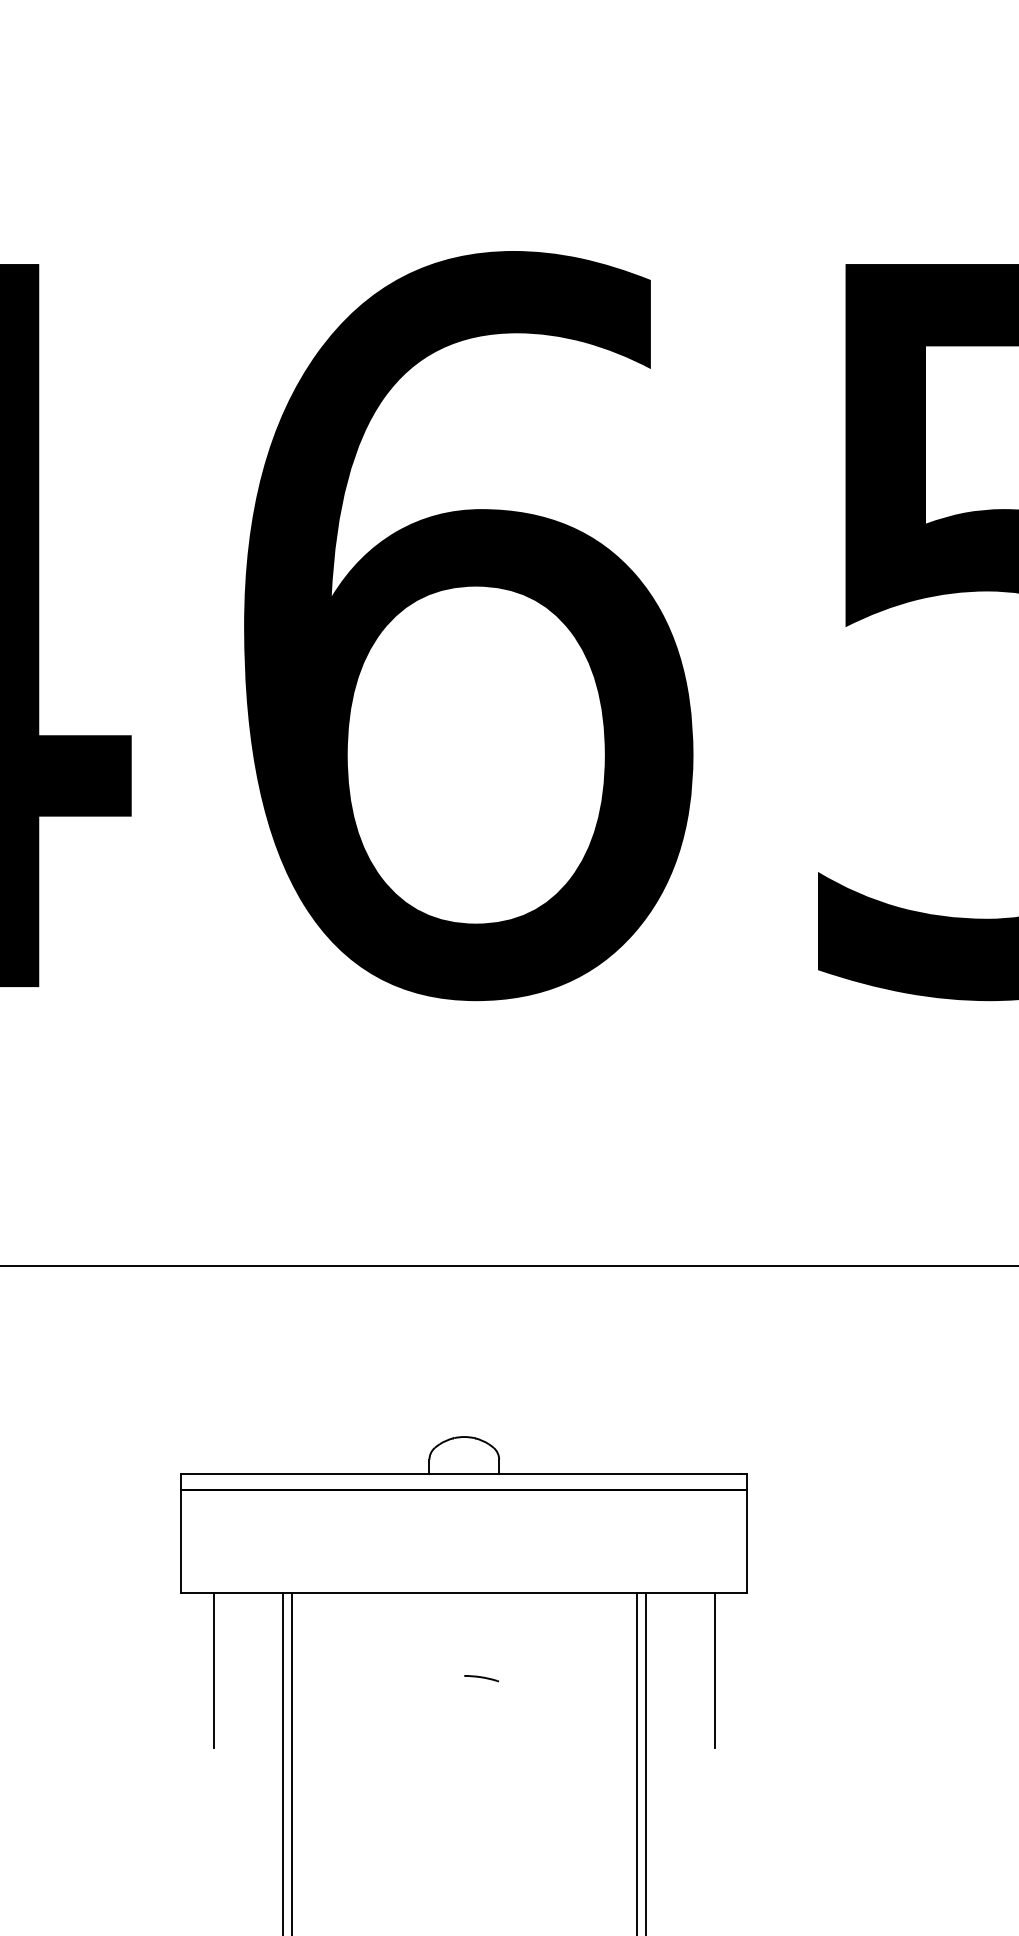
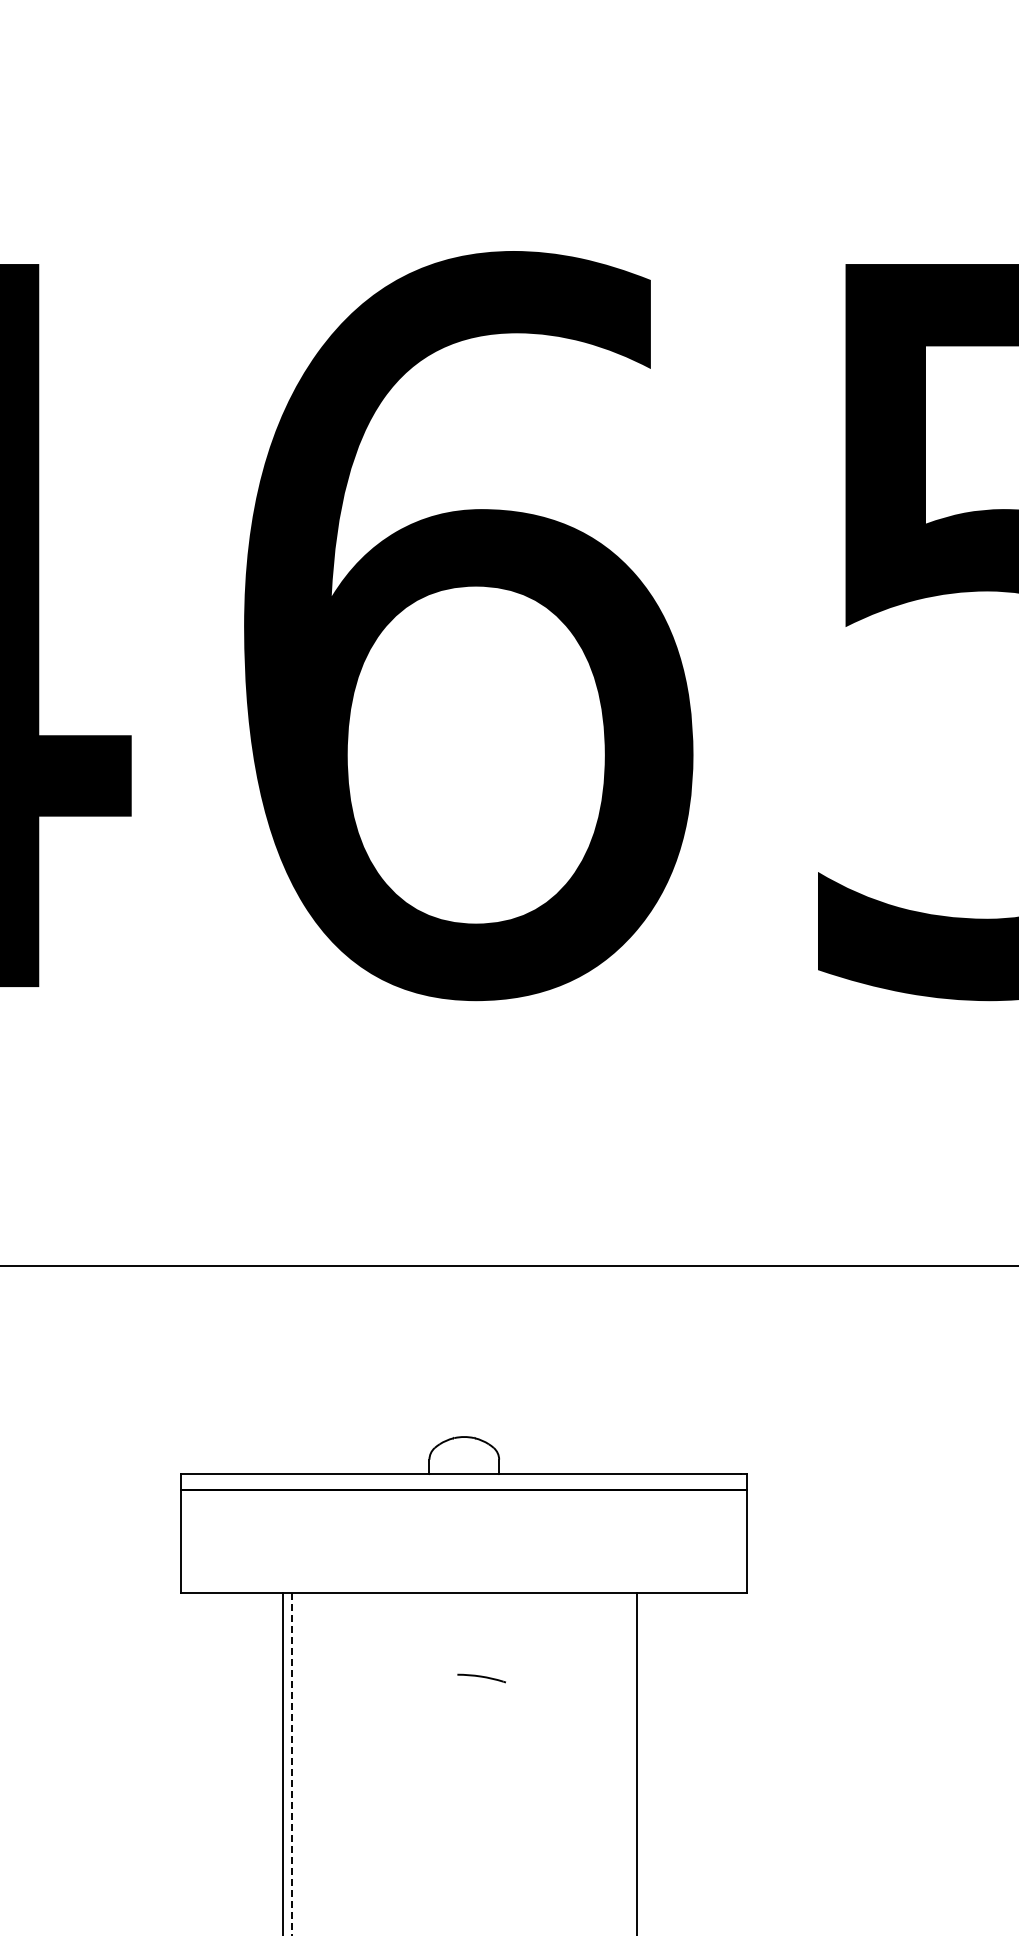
line: present -> none (213, 1669)
line: present -> none (714, 1669)
part size: 35x8 px -> 49x11 px (481, 1678)
line: present -> none (645, 1762)
line: solid -> dashed (291, 1764)
